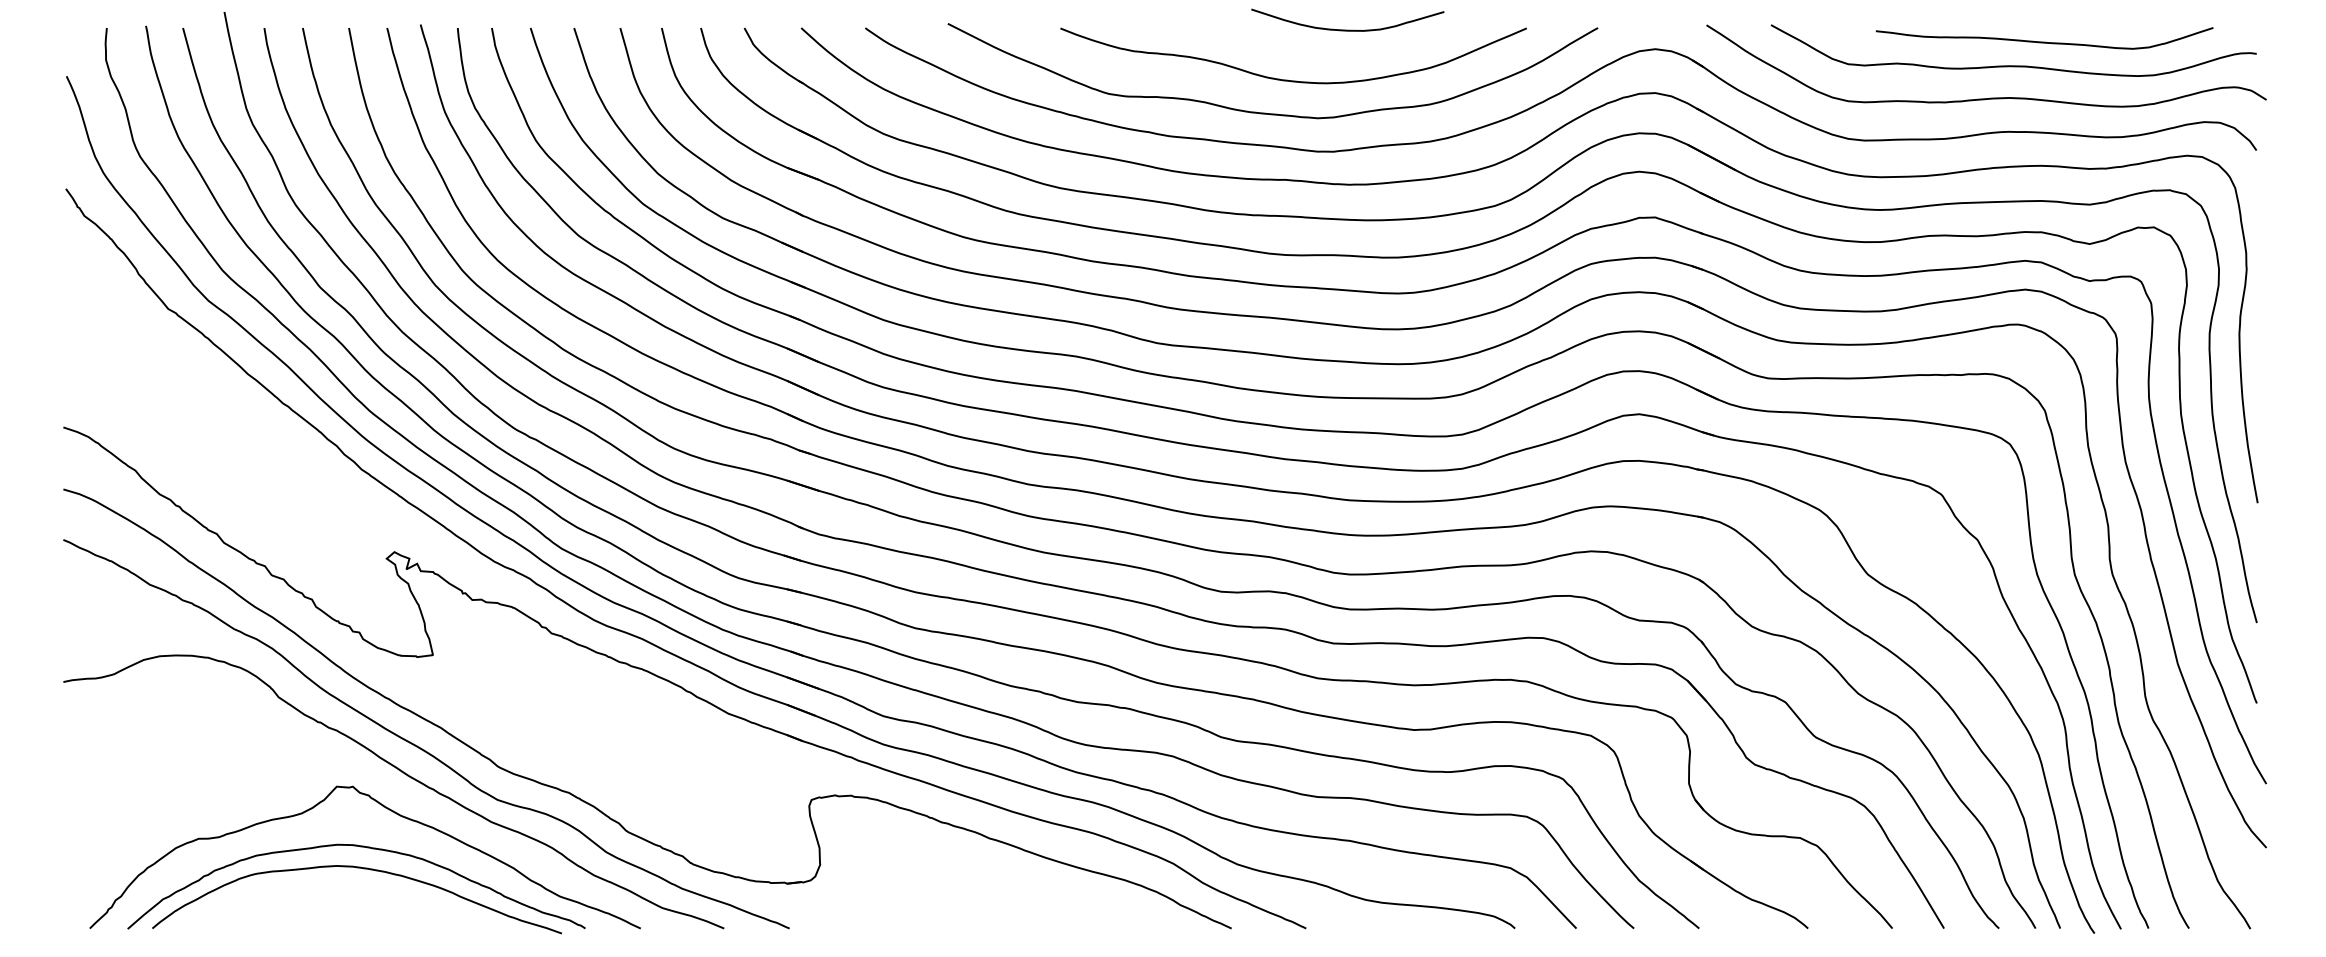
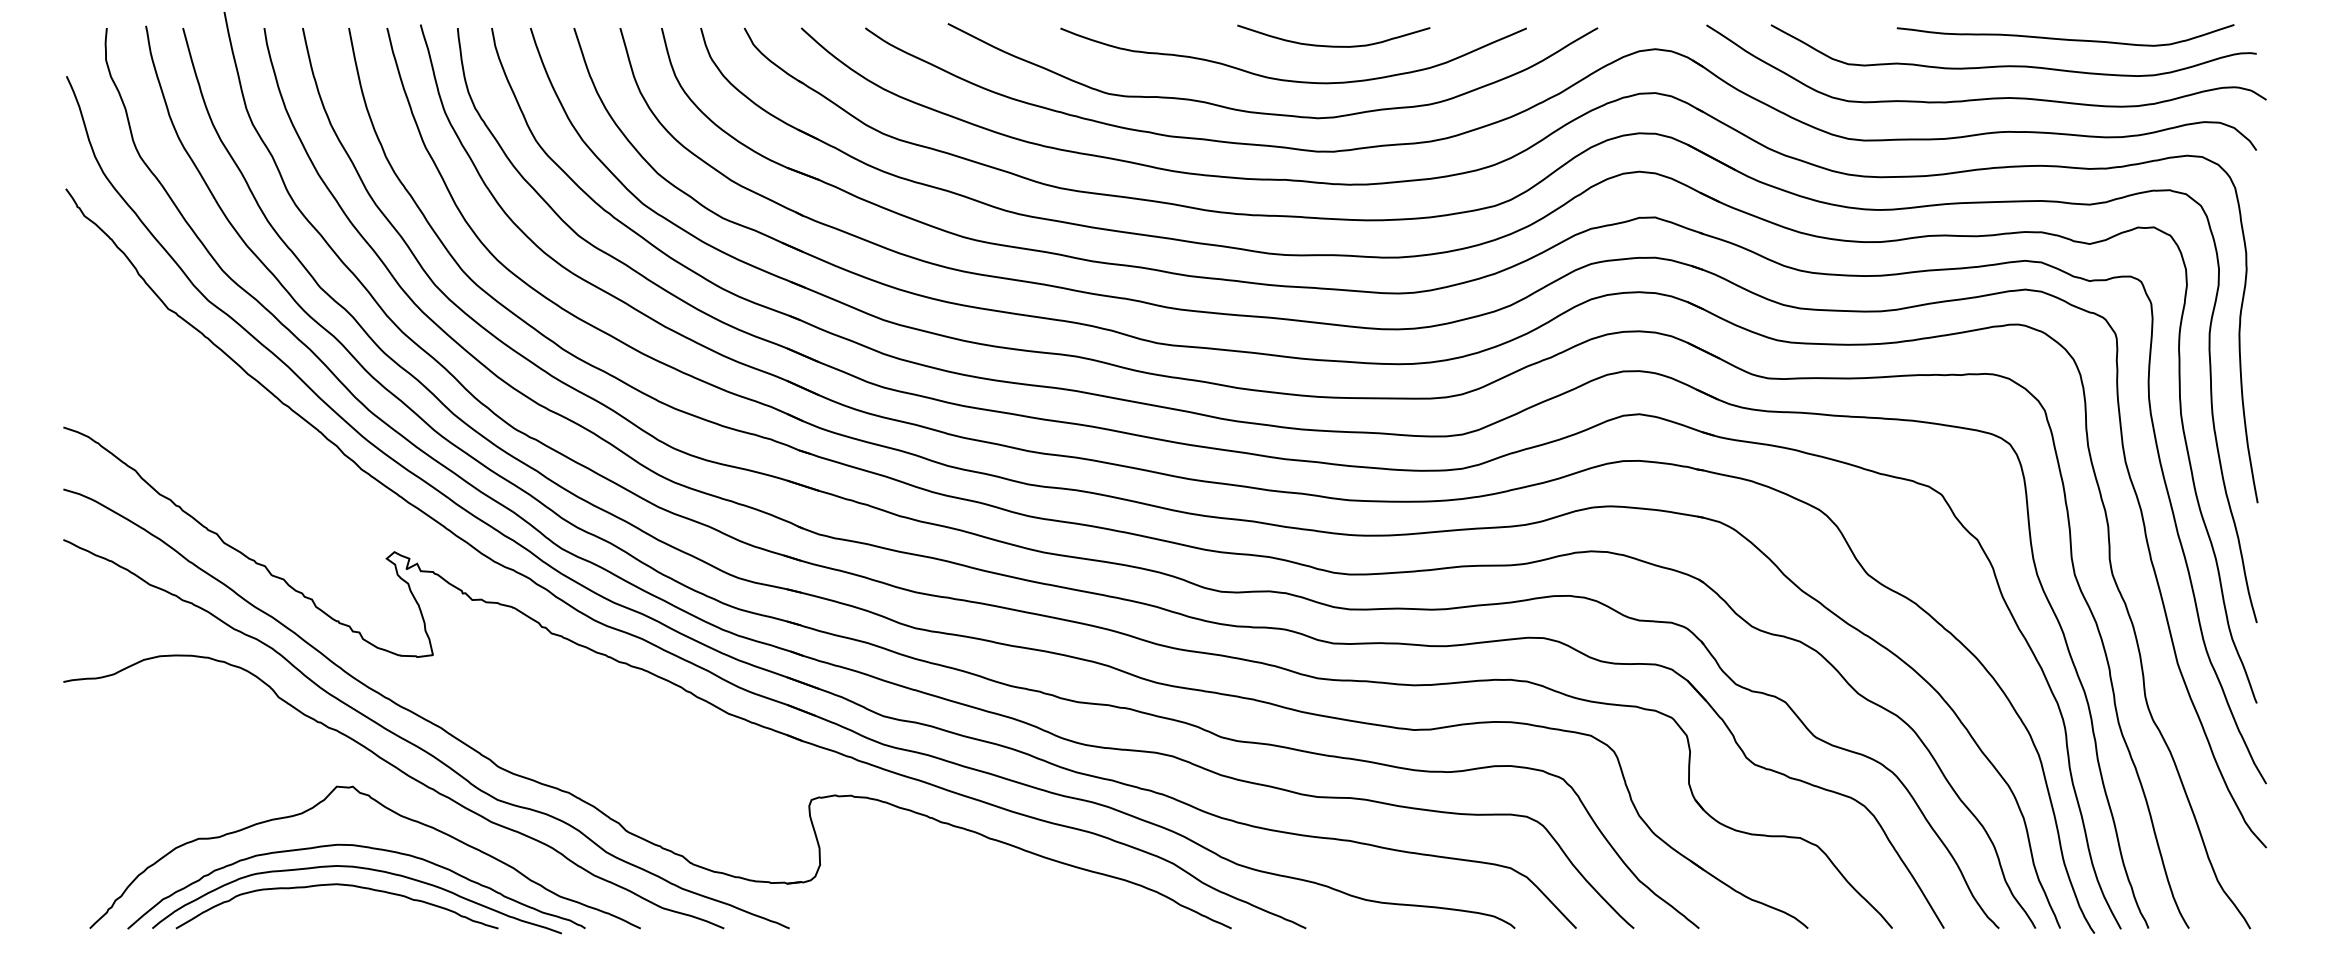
curve position: (1347, 29) -> (1333, 45) (1333, 45)
curve position: (2044, 41) -> (2065, 38) (2065, 38)
curve: none -> present (336, 885)
